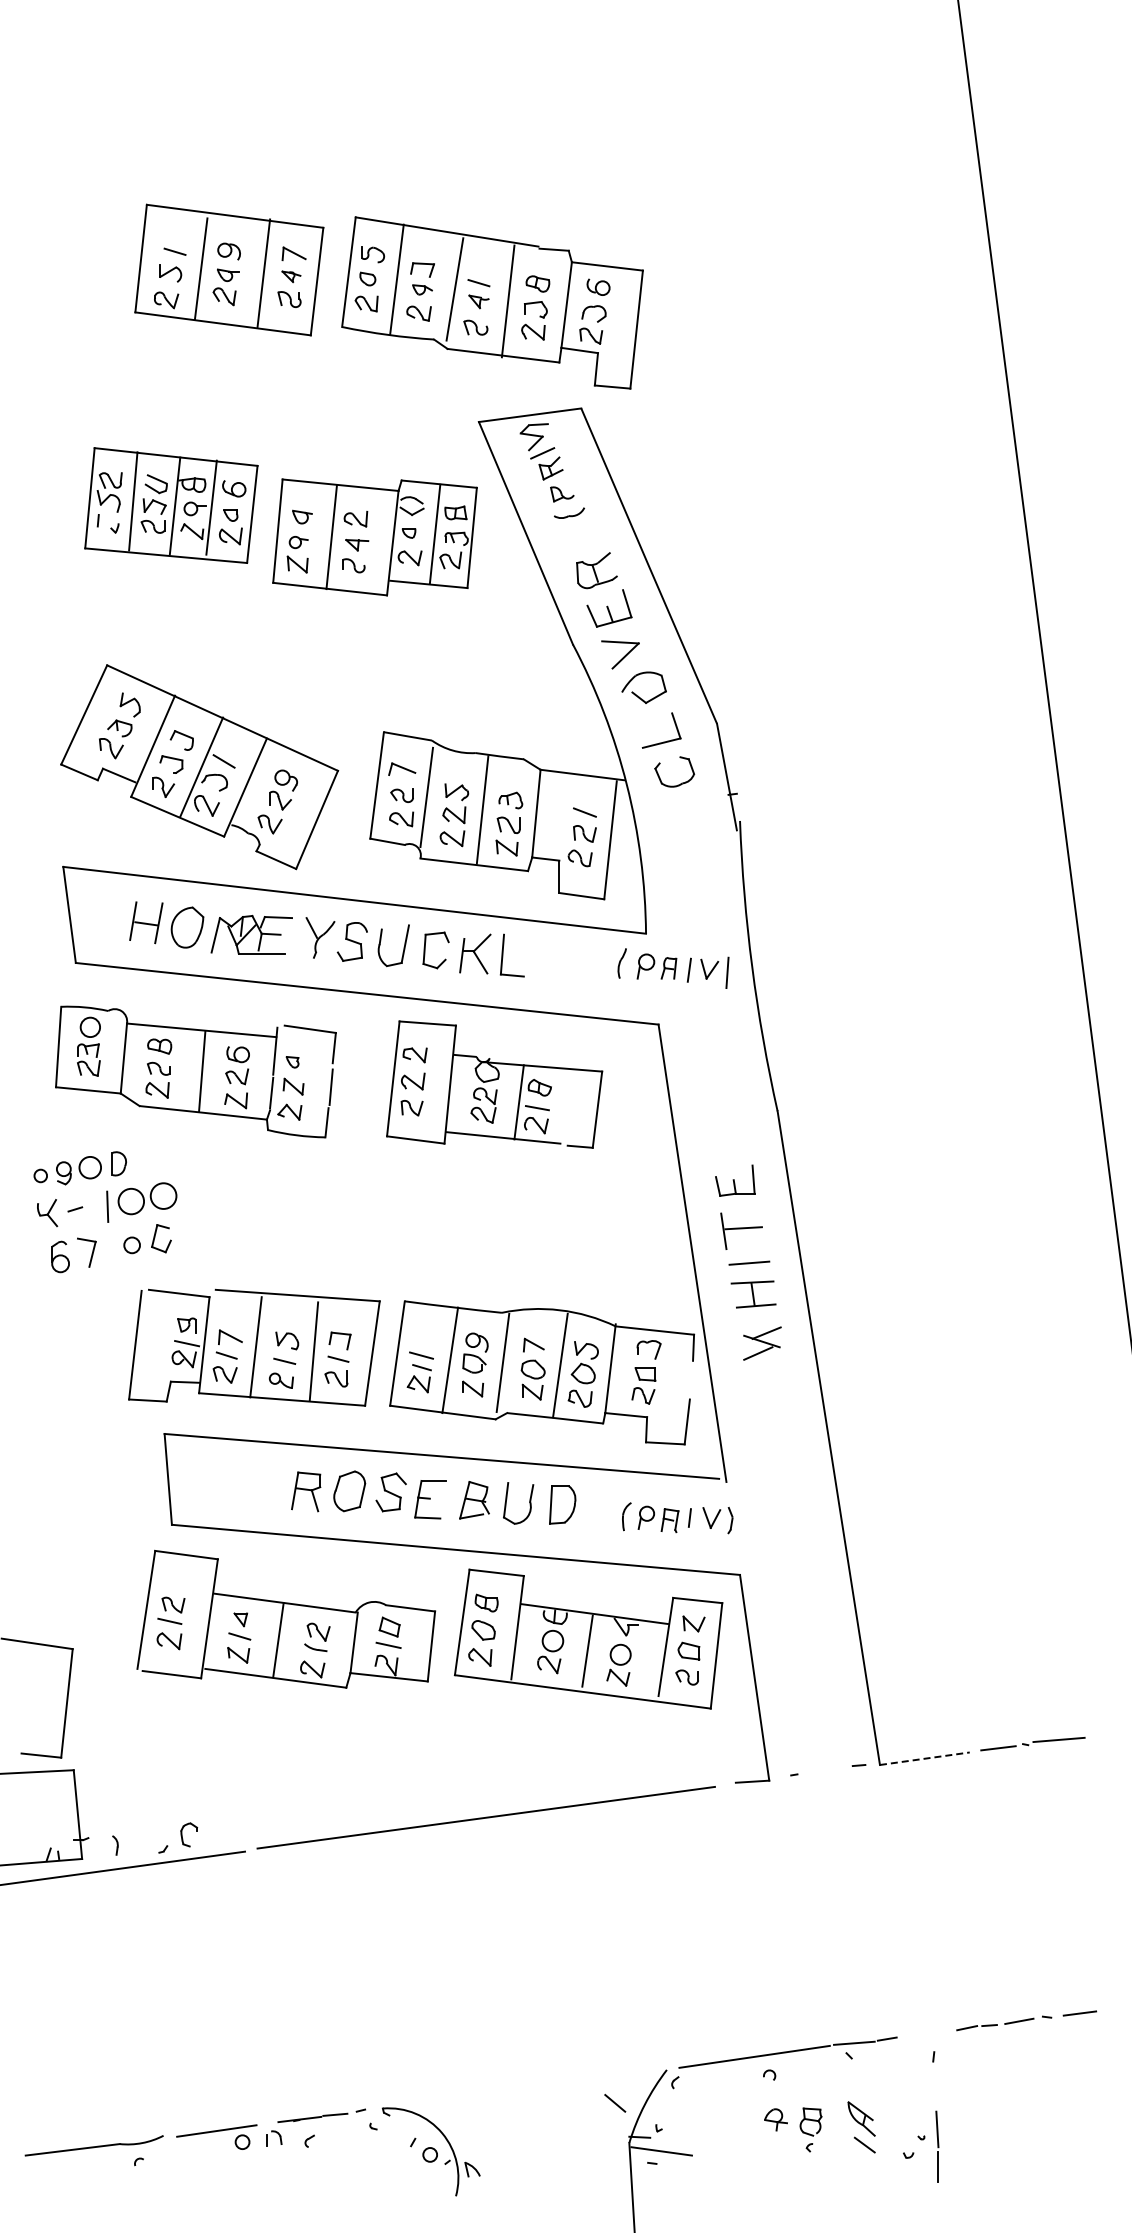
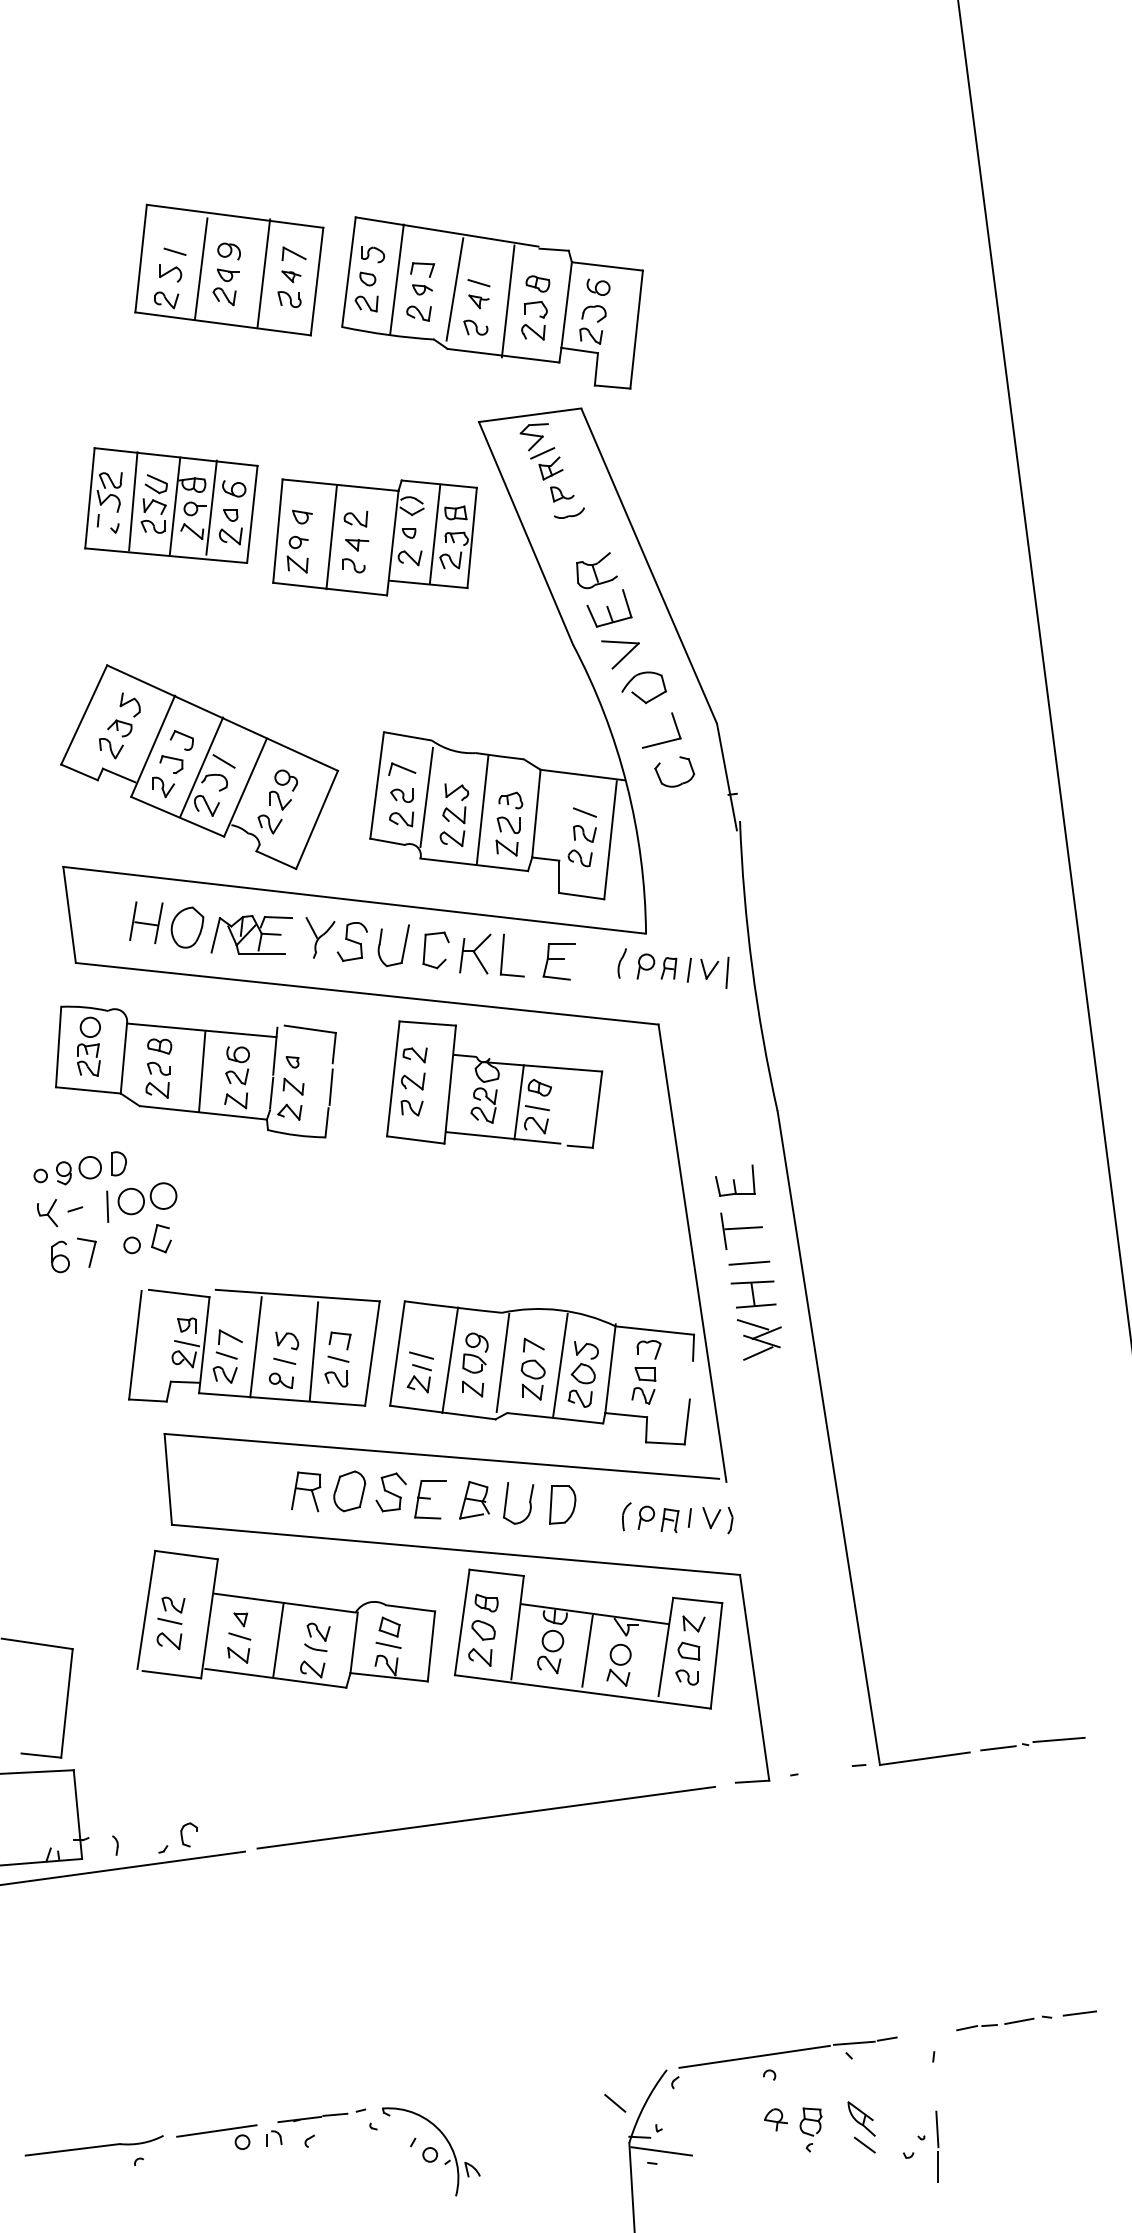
part: none -> present (558, 961)
line: none -> present (752, 1324)
line: dashed -> solid (925, 1758)
